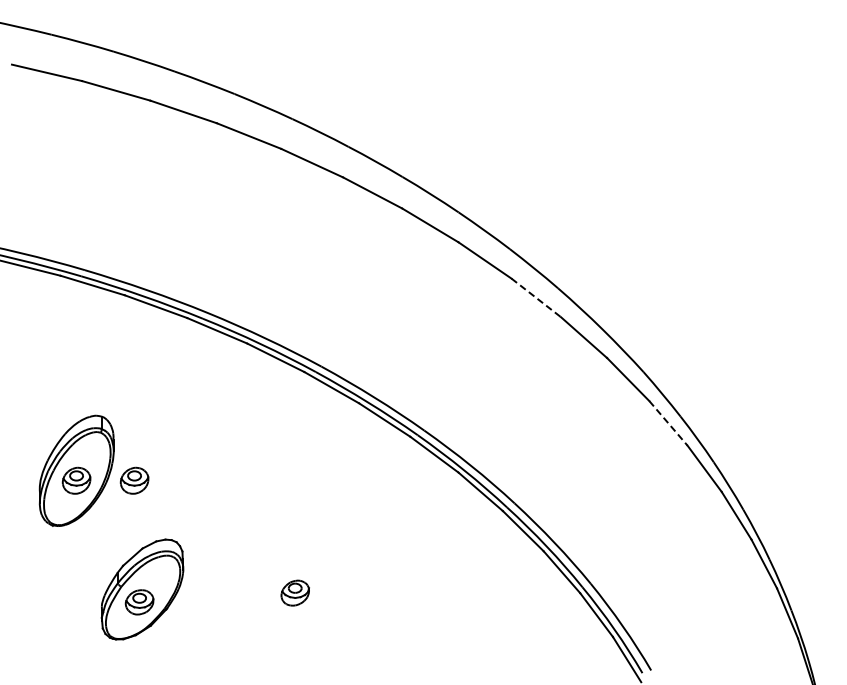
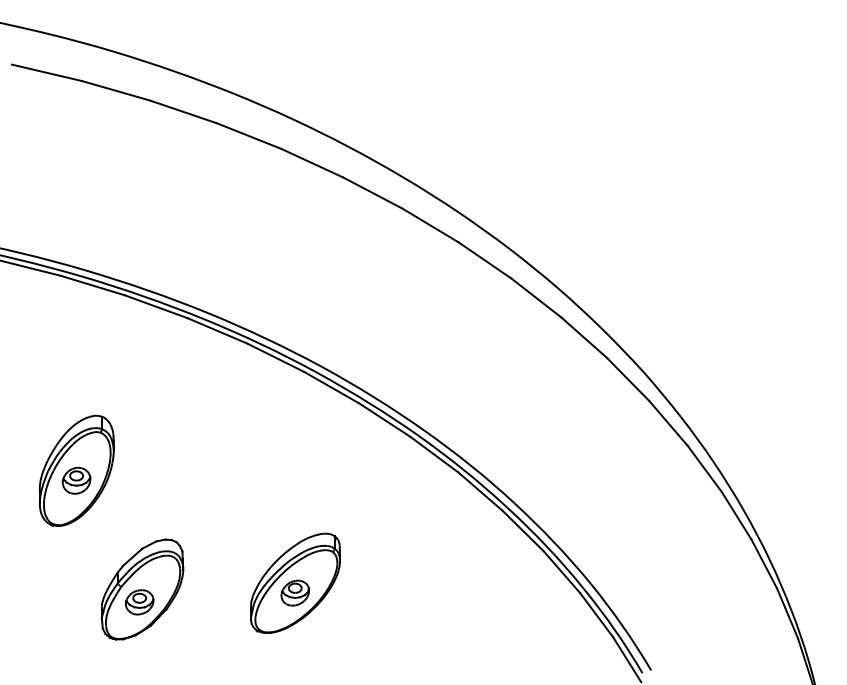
line: dashed -> solid (536, 298)
line: dashed -> solid (668, 423)
part: present -> none (134, 480)
part: none -> present (295, 582)
